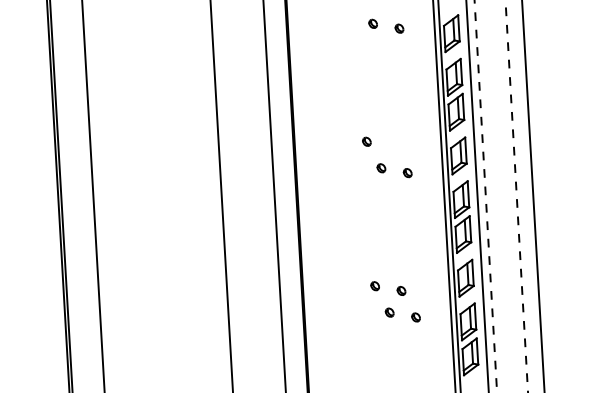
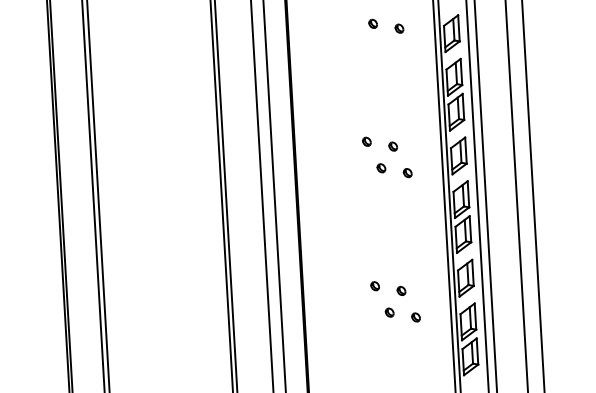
part: none -> present (392, 146)
line: none -> present (98, 195)
line: none -> present (225, 195)
line: none -> present (262, 195)
line: dashed -> solid (485, 195)
line: dashed -> solid (516, 196)
